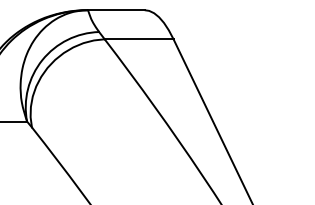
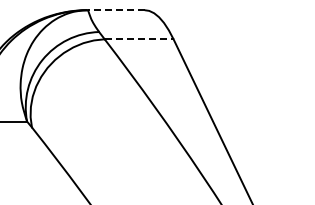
line: solid -> dashed (115, 10)
line: solid -> dashed (139, 39)
